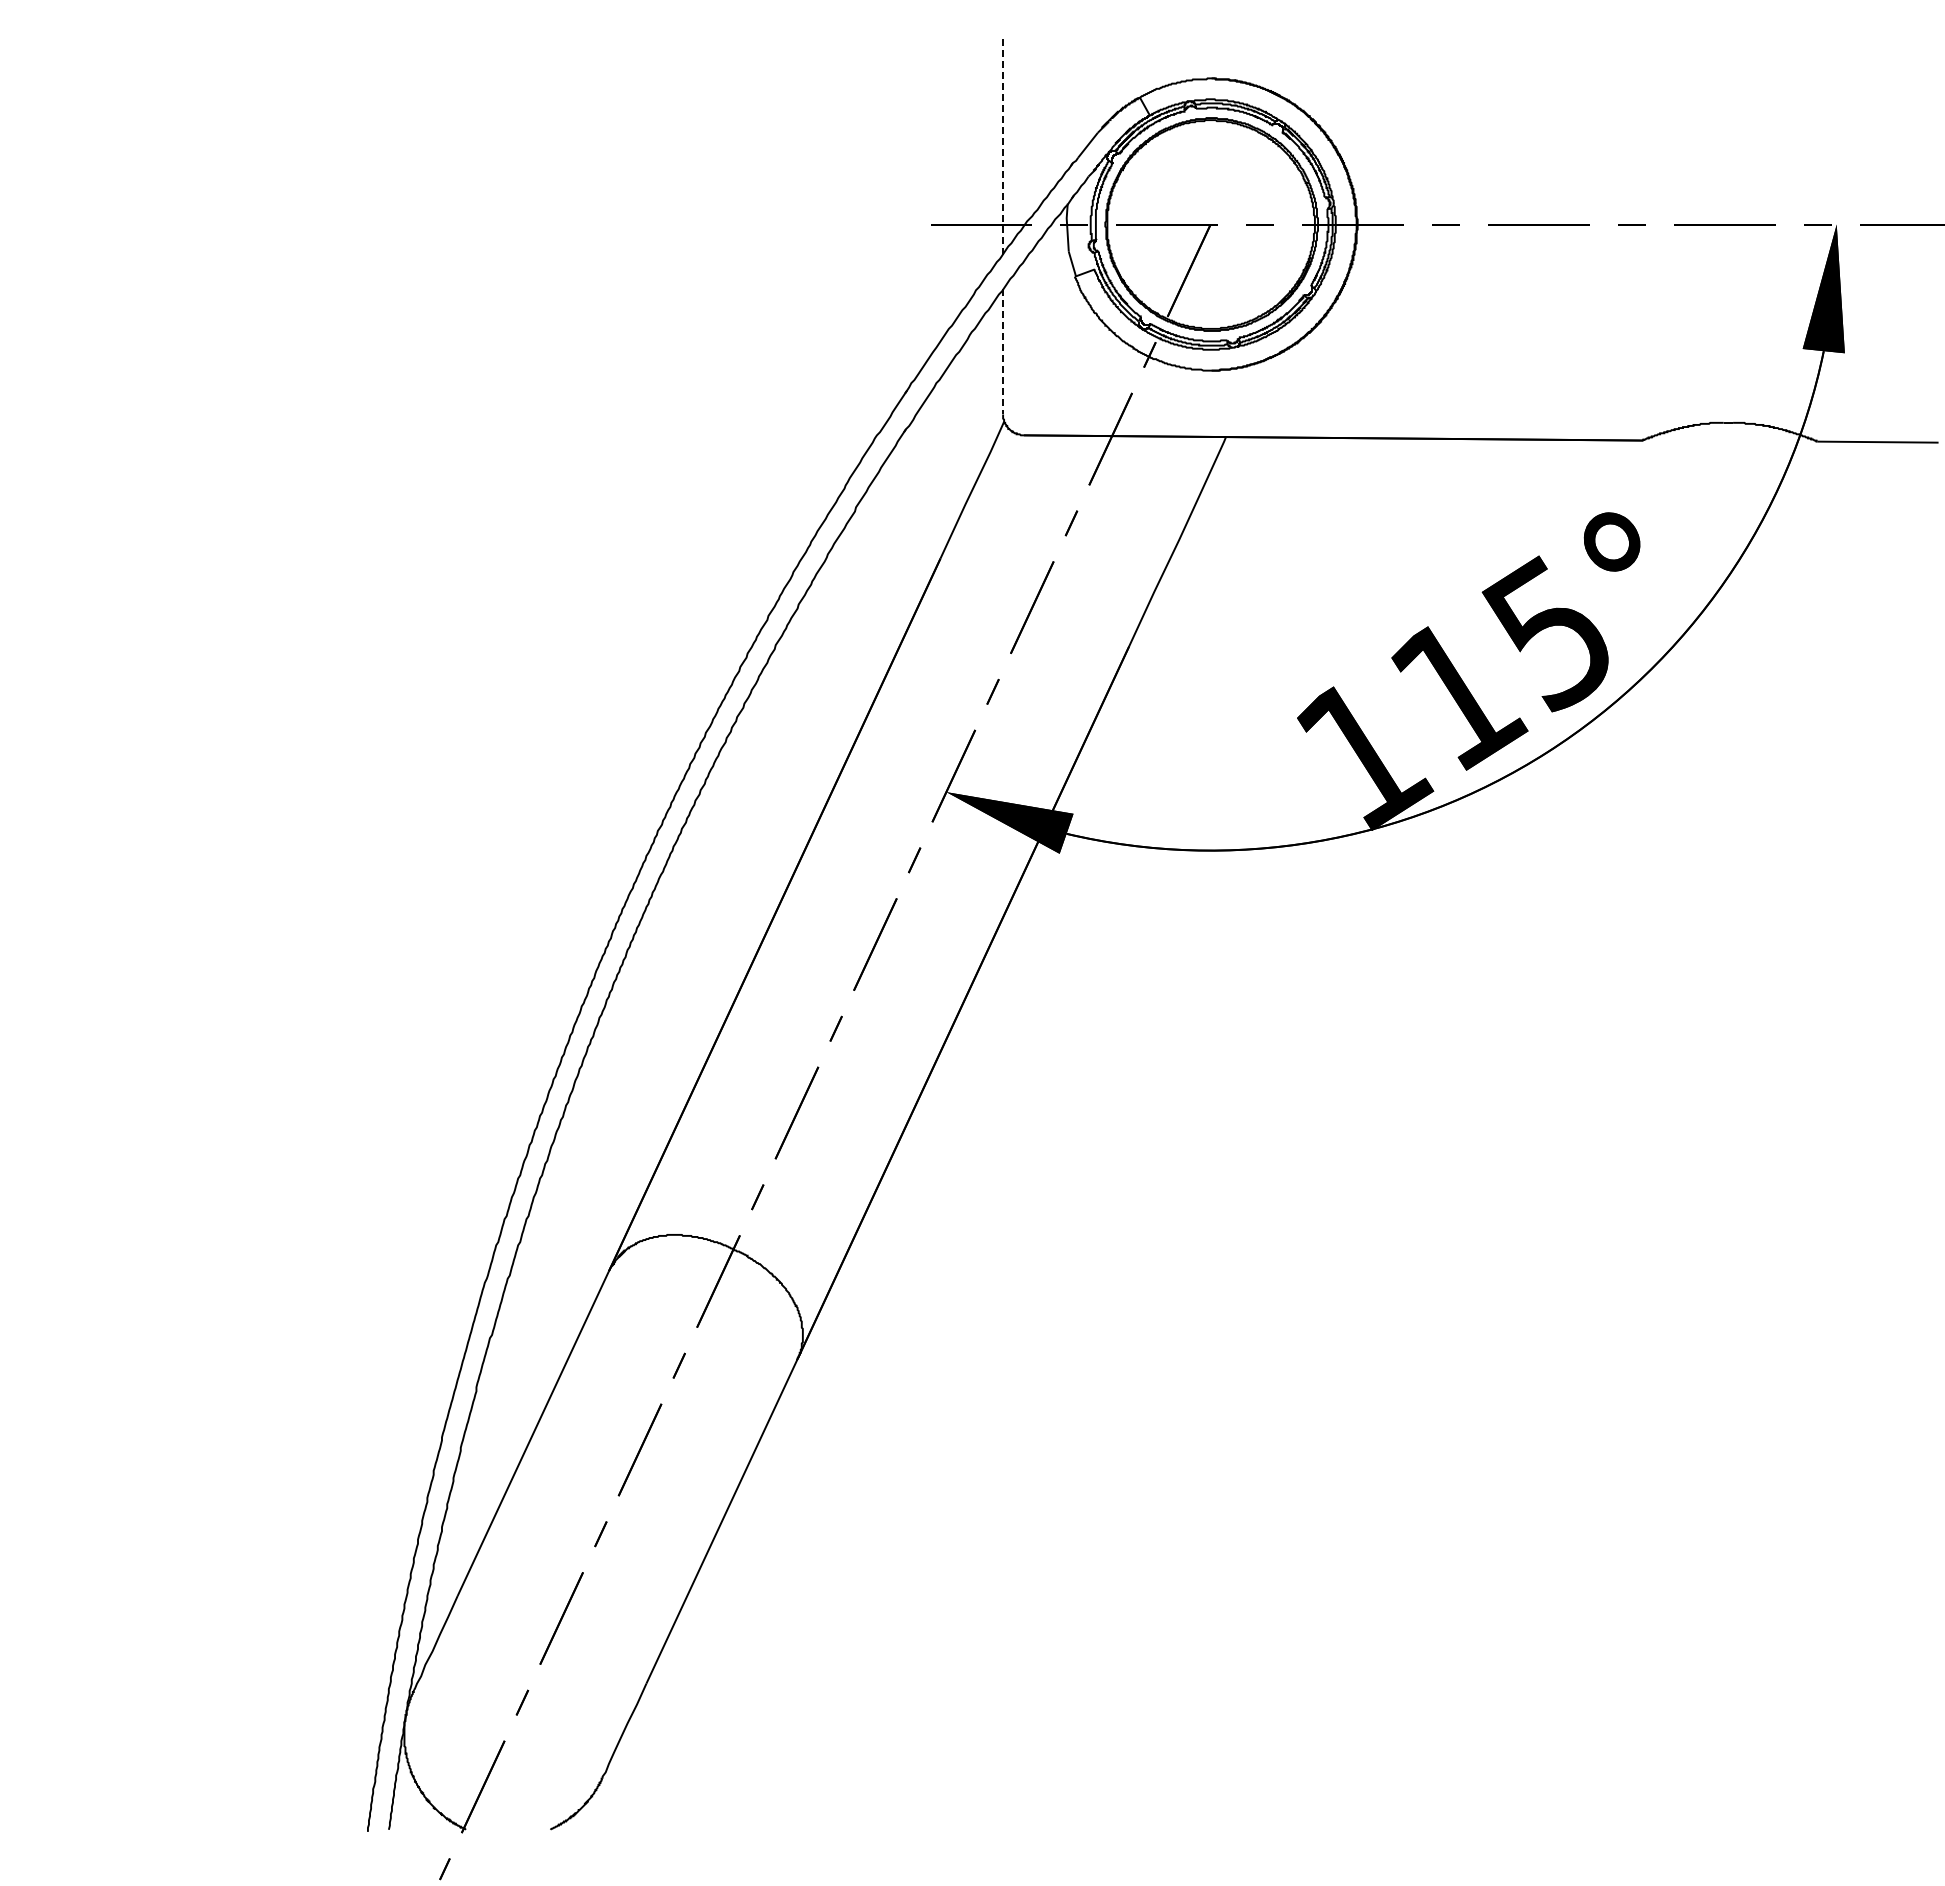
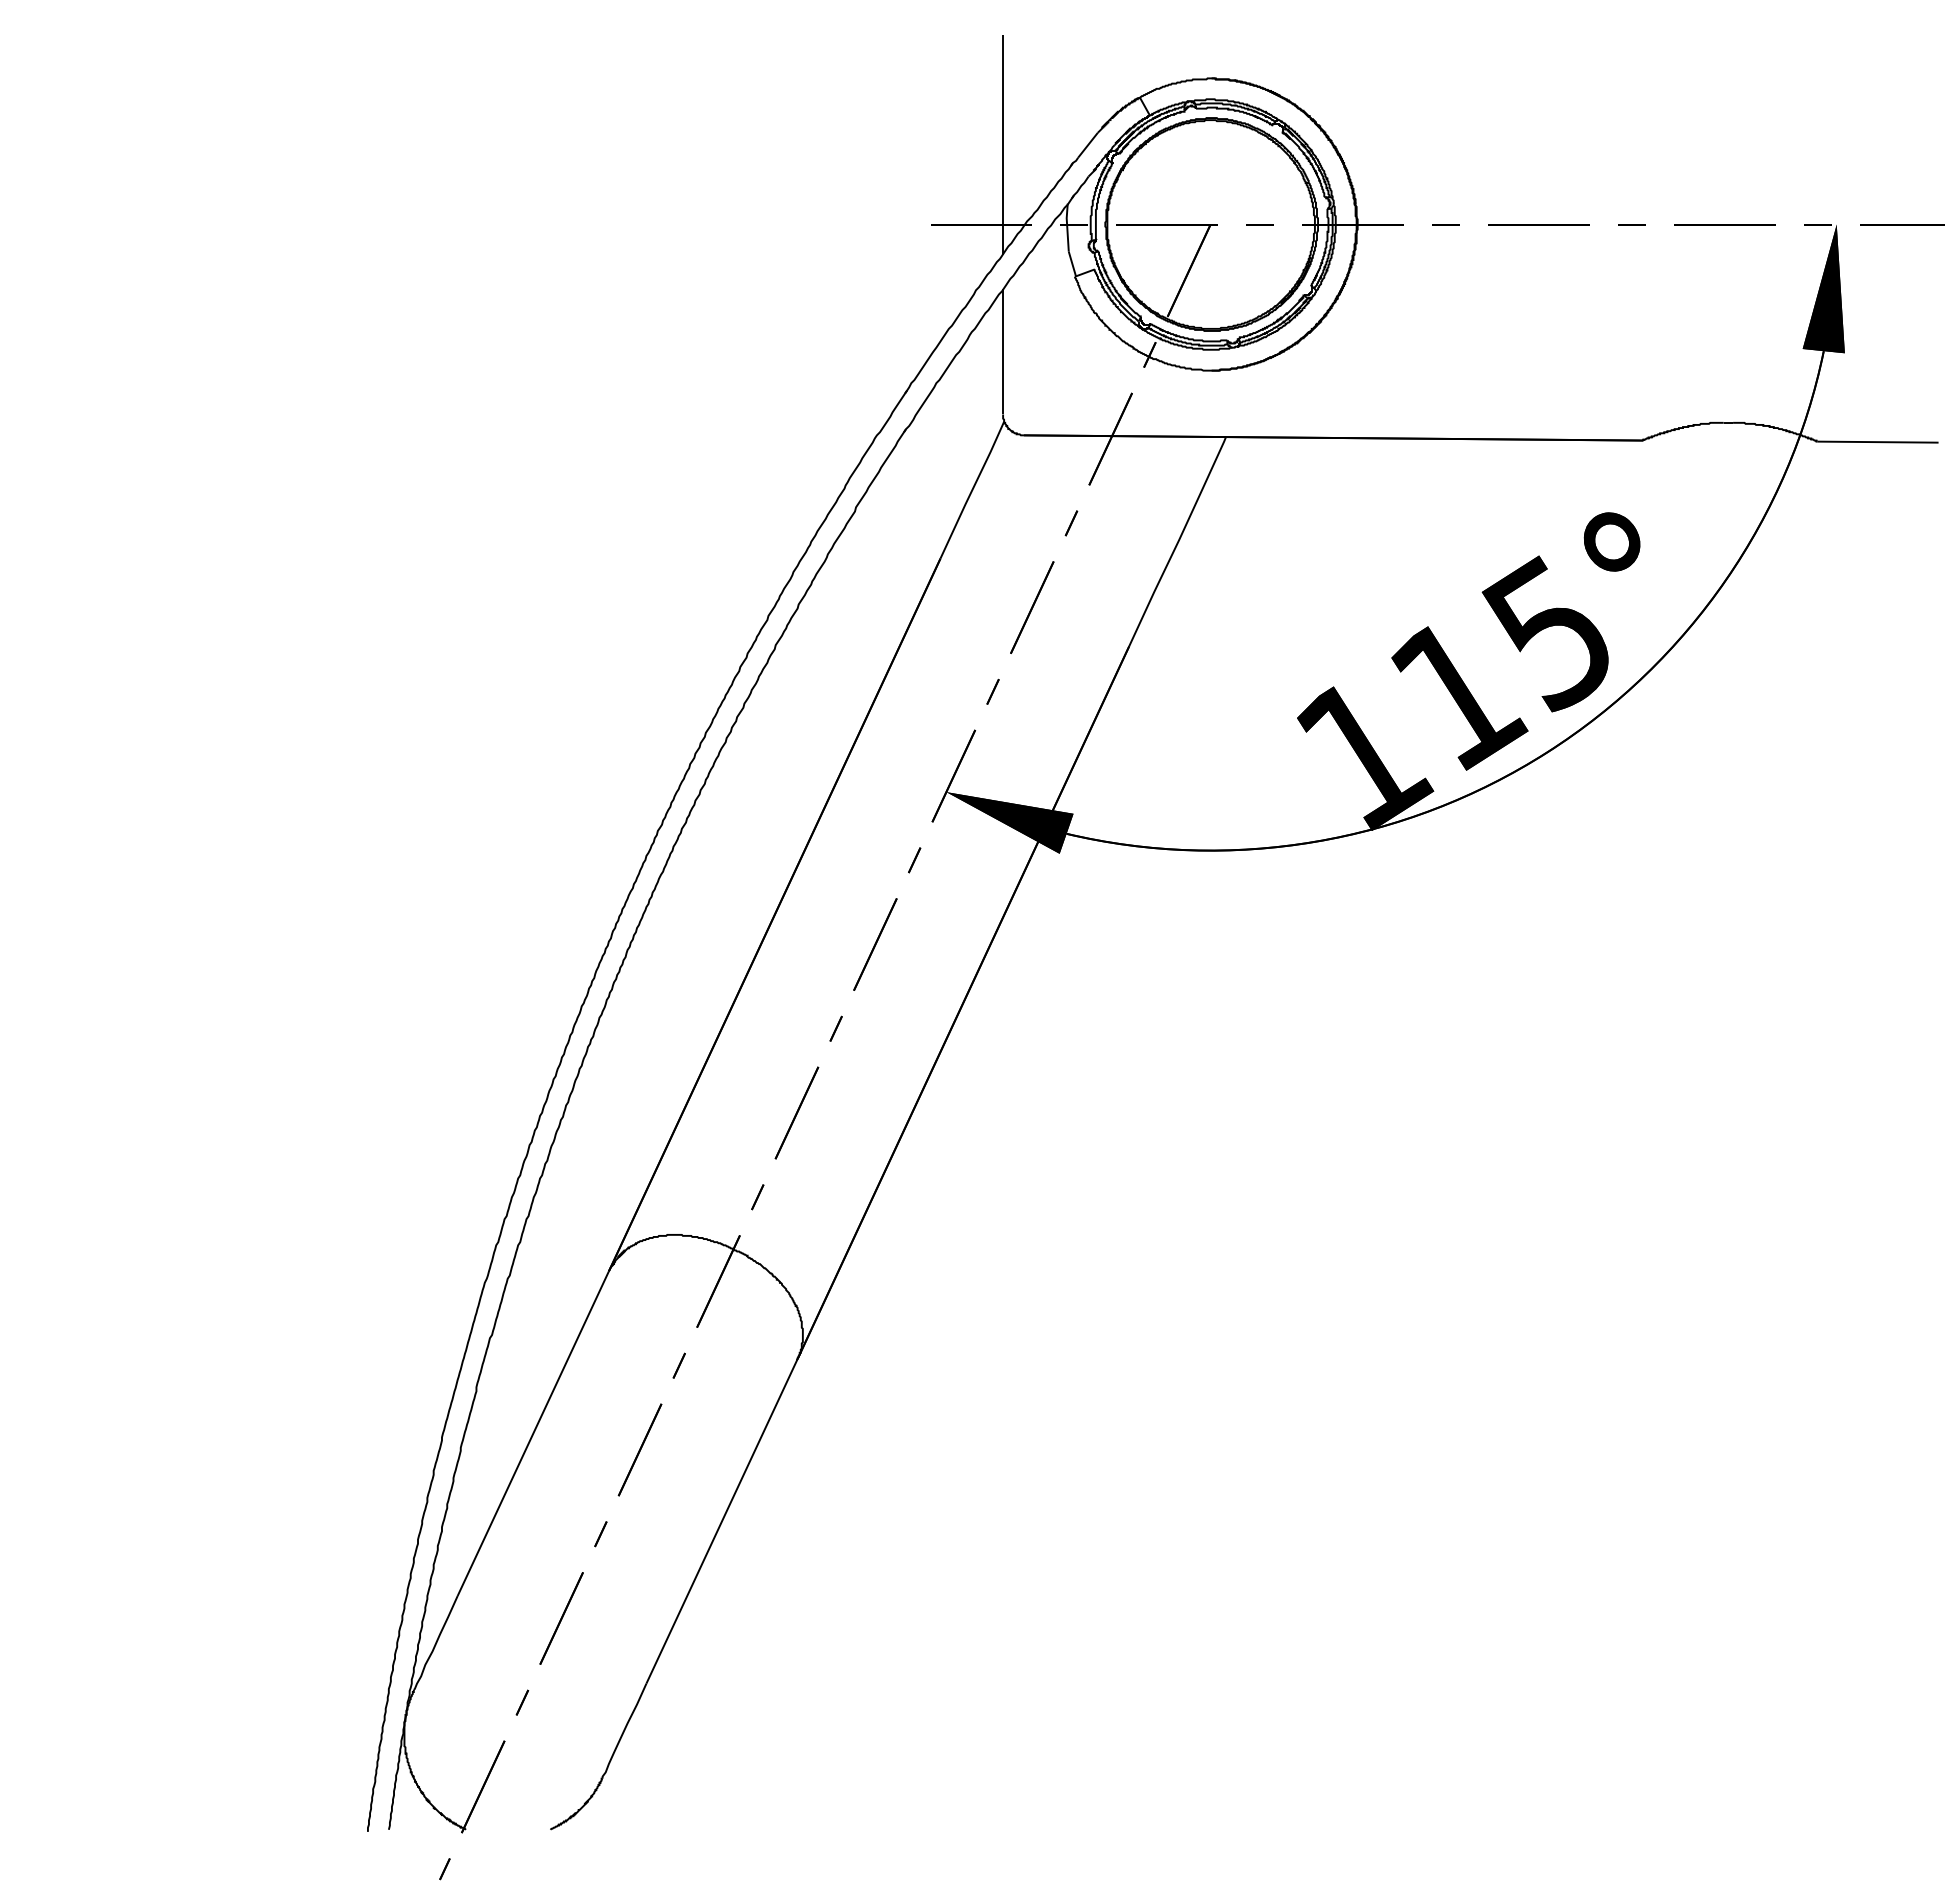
line: dashed -> solid (1003, 144)
line: dashed -> solid (1003, 351)
